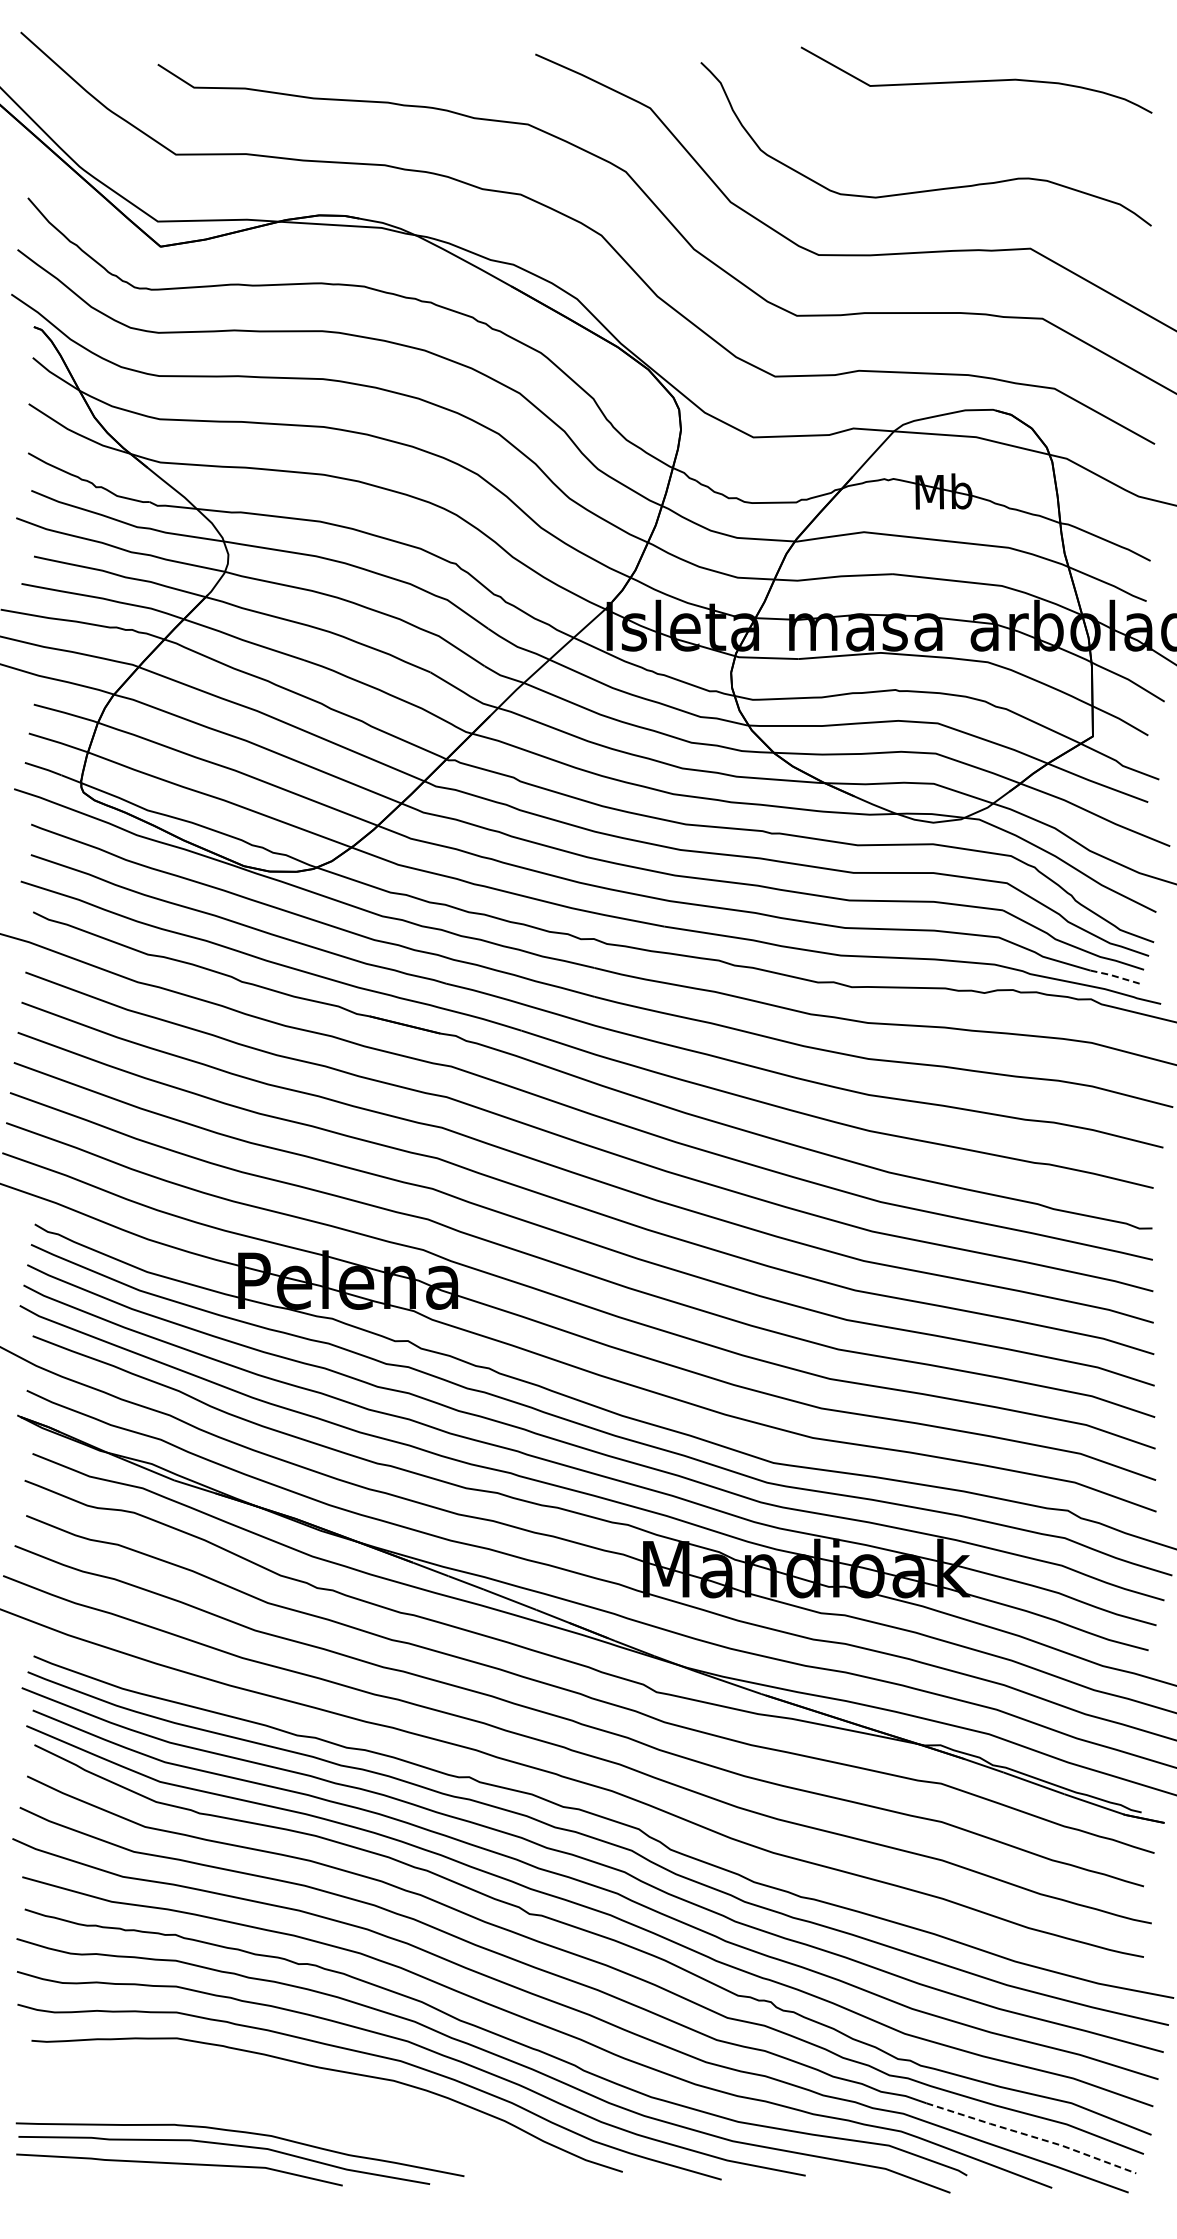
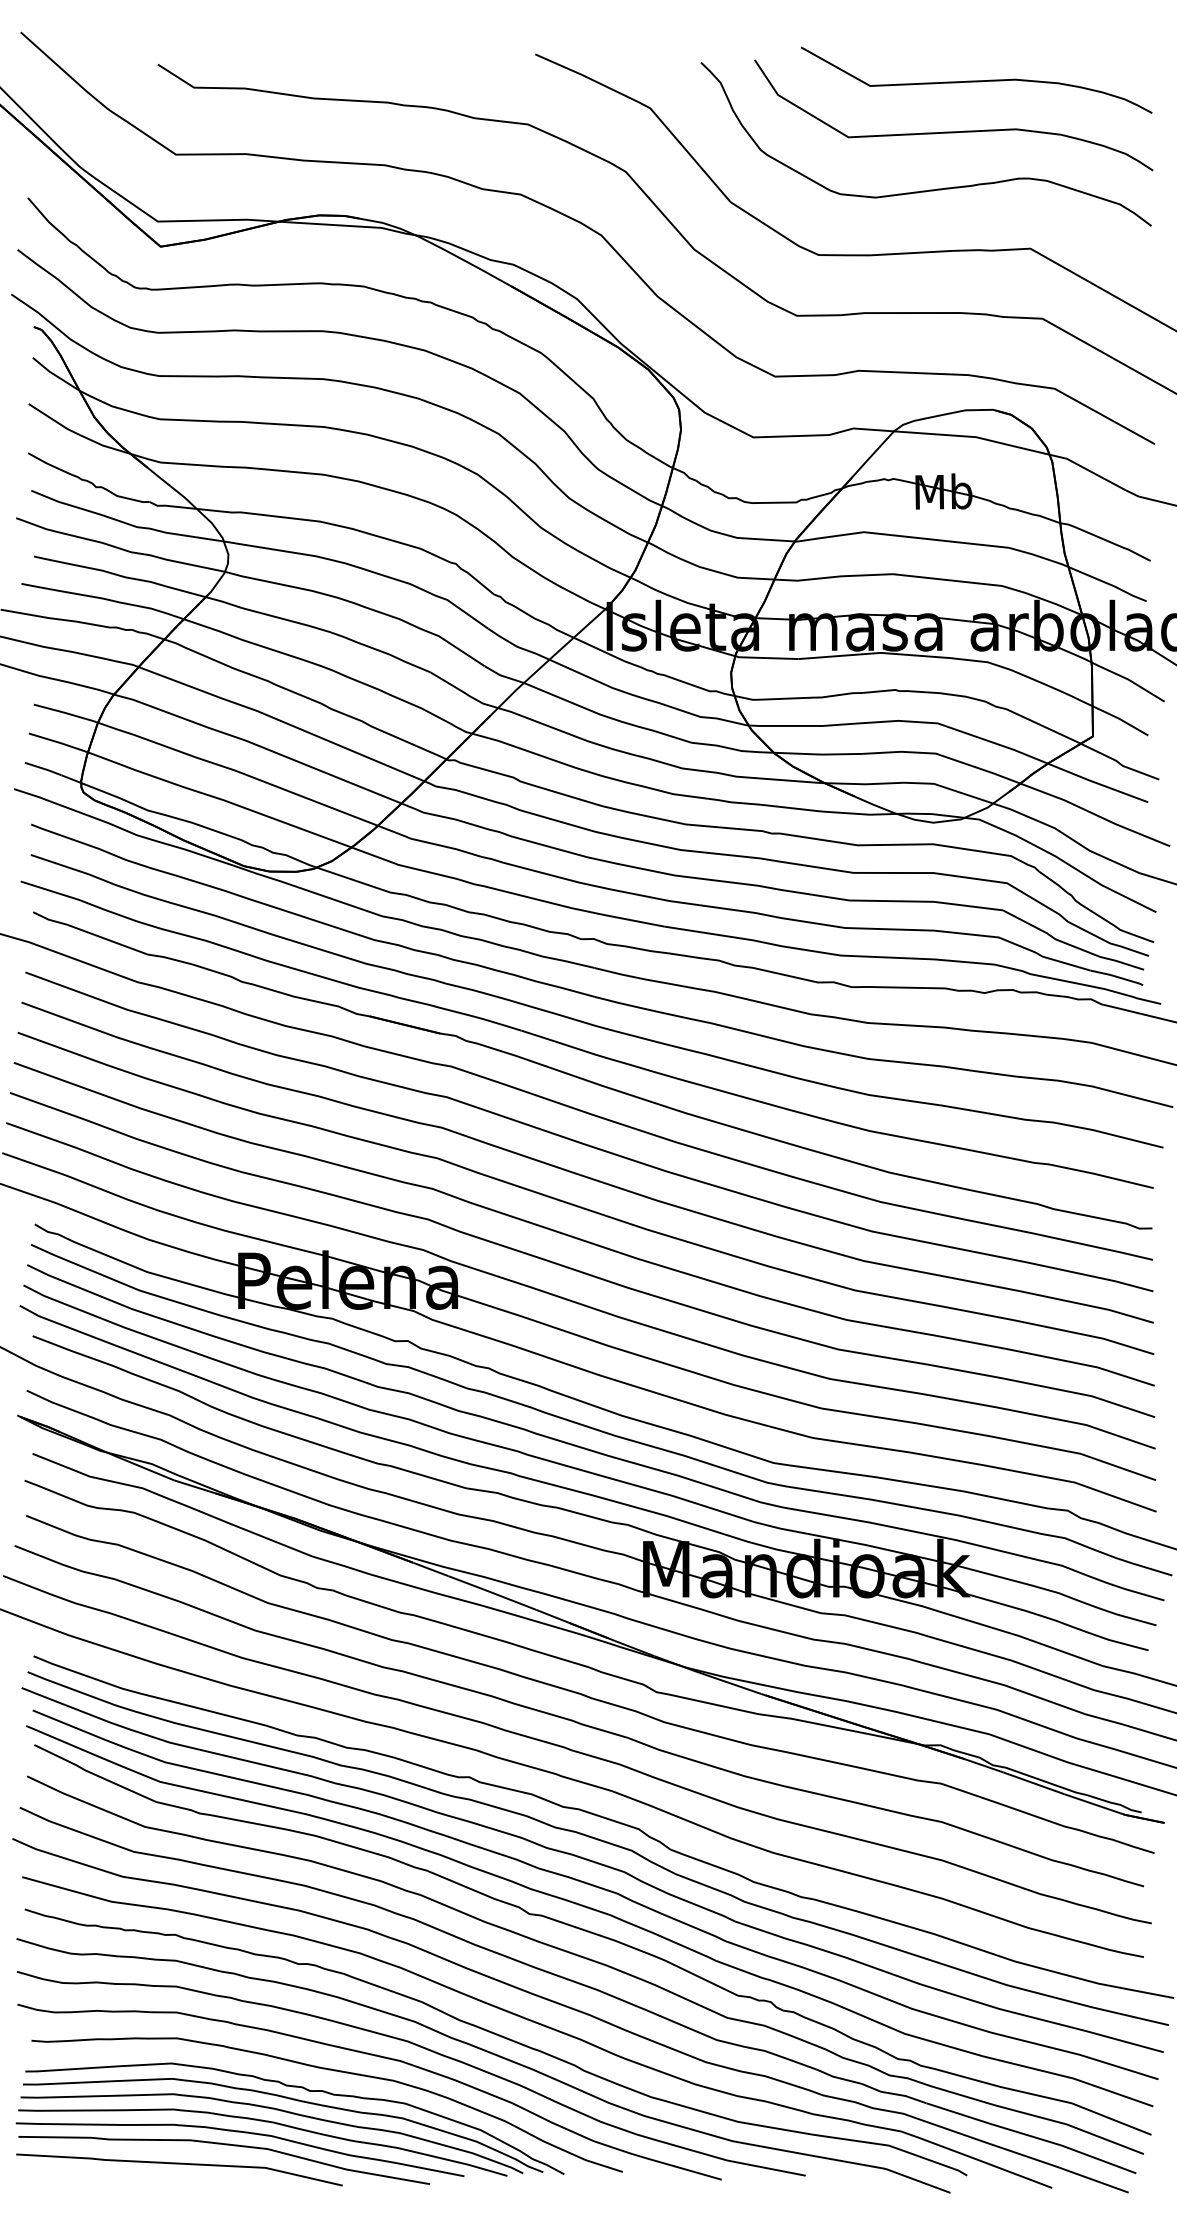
curve: none -> present (953, 131)
line: dashed -> solid (1117, 976)
part: none -> present (291, 2119)
line: dashed -> solid (1032, 2136)
